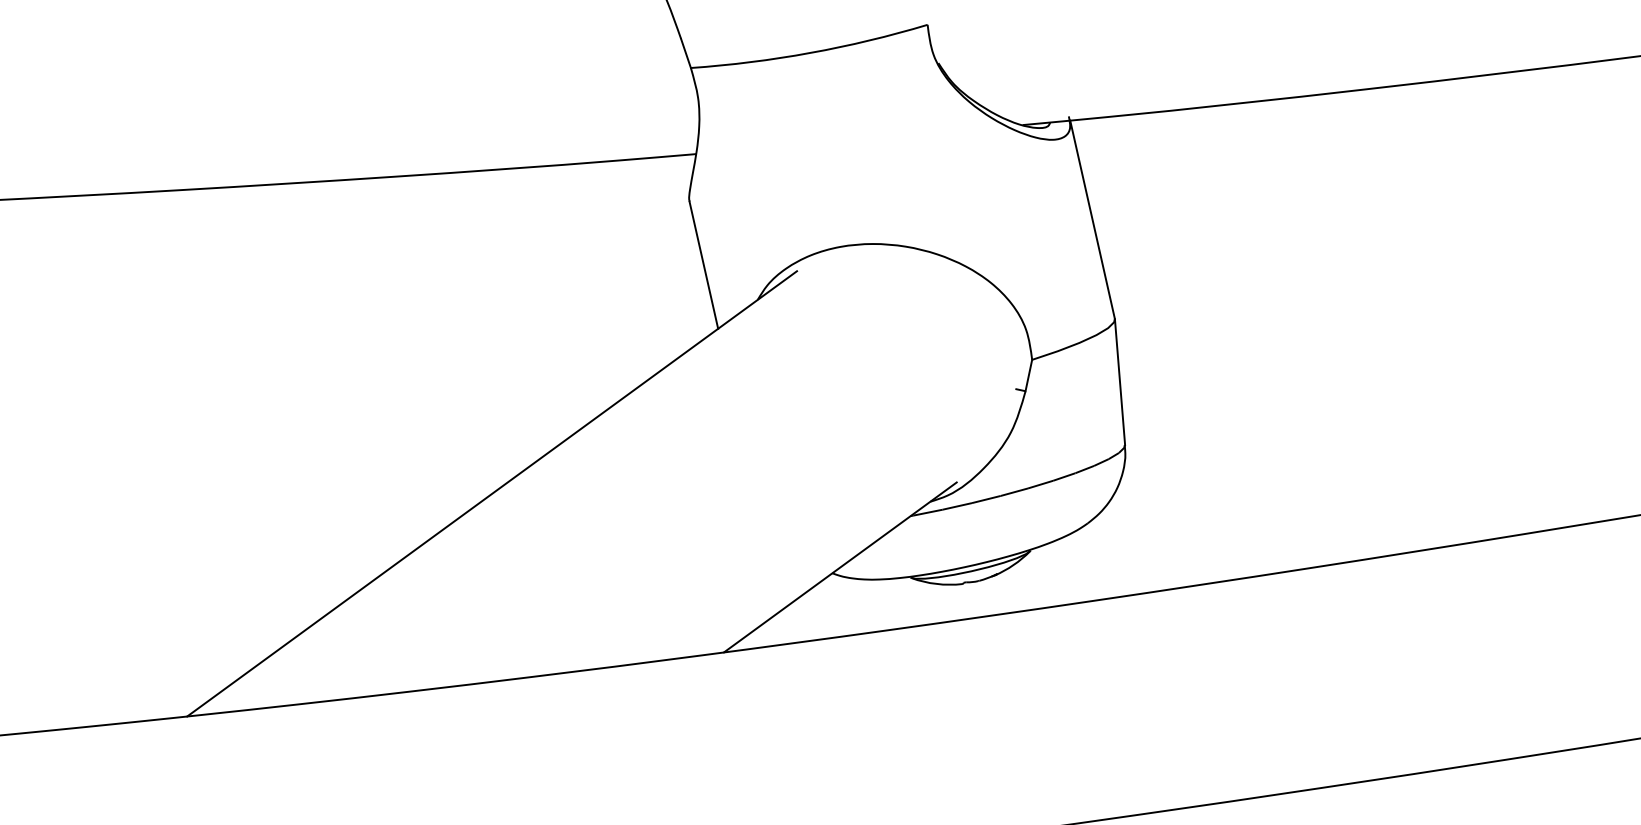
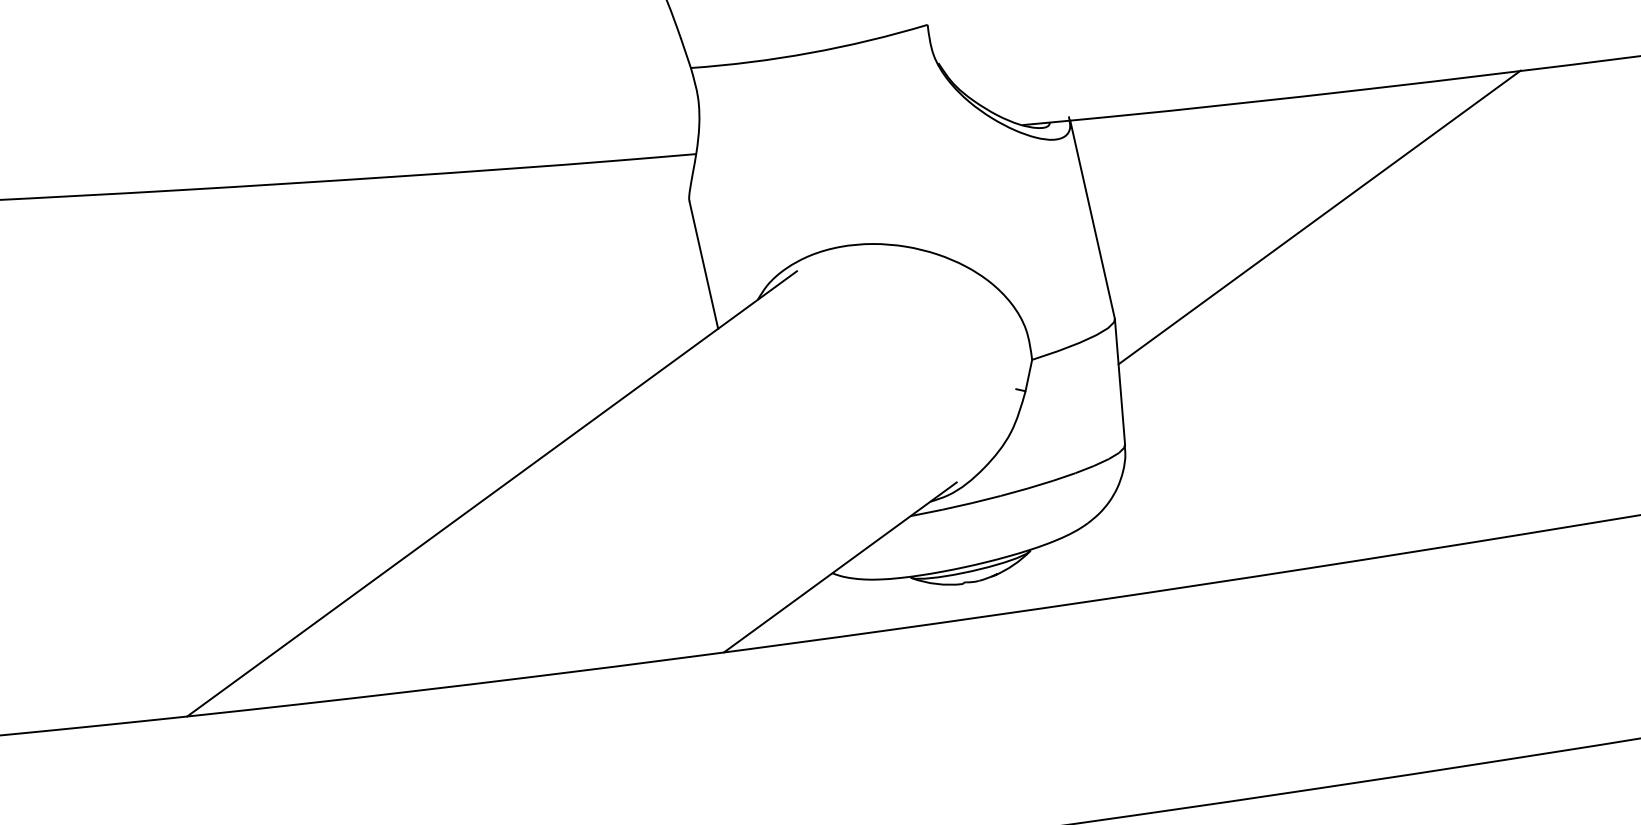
line: none -> present (1319, 217)
